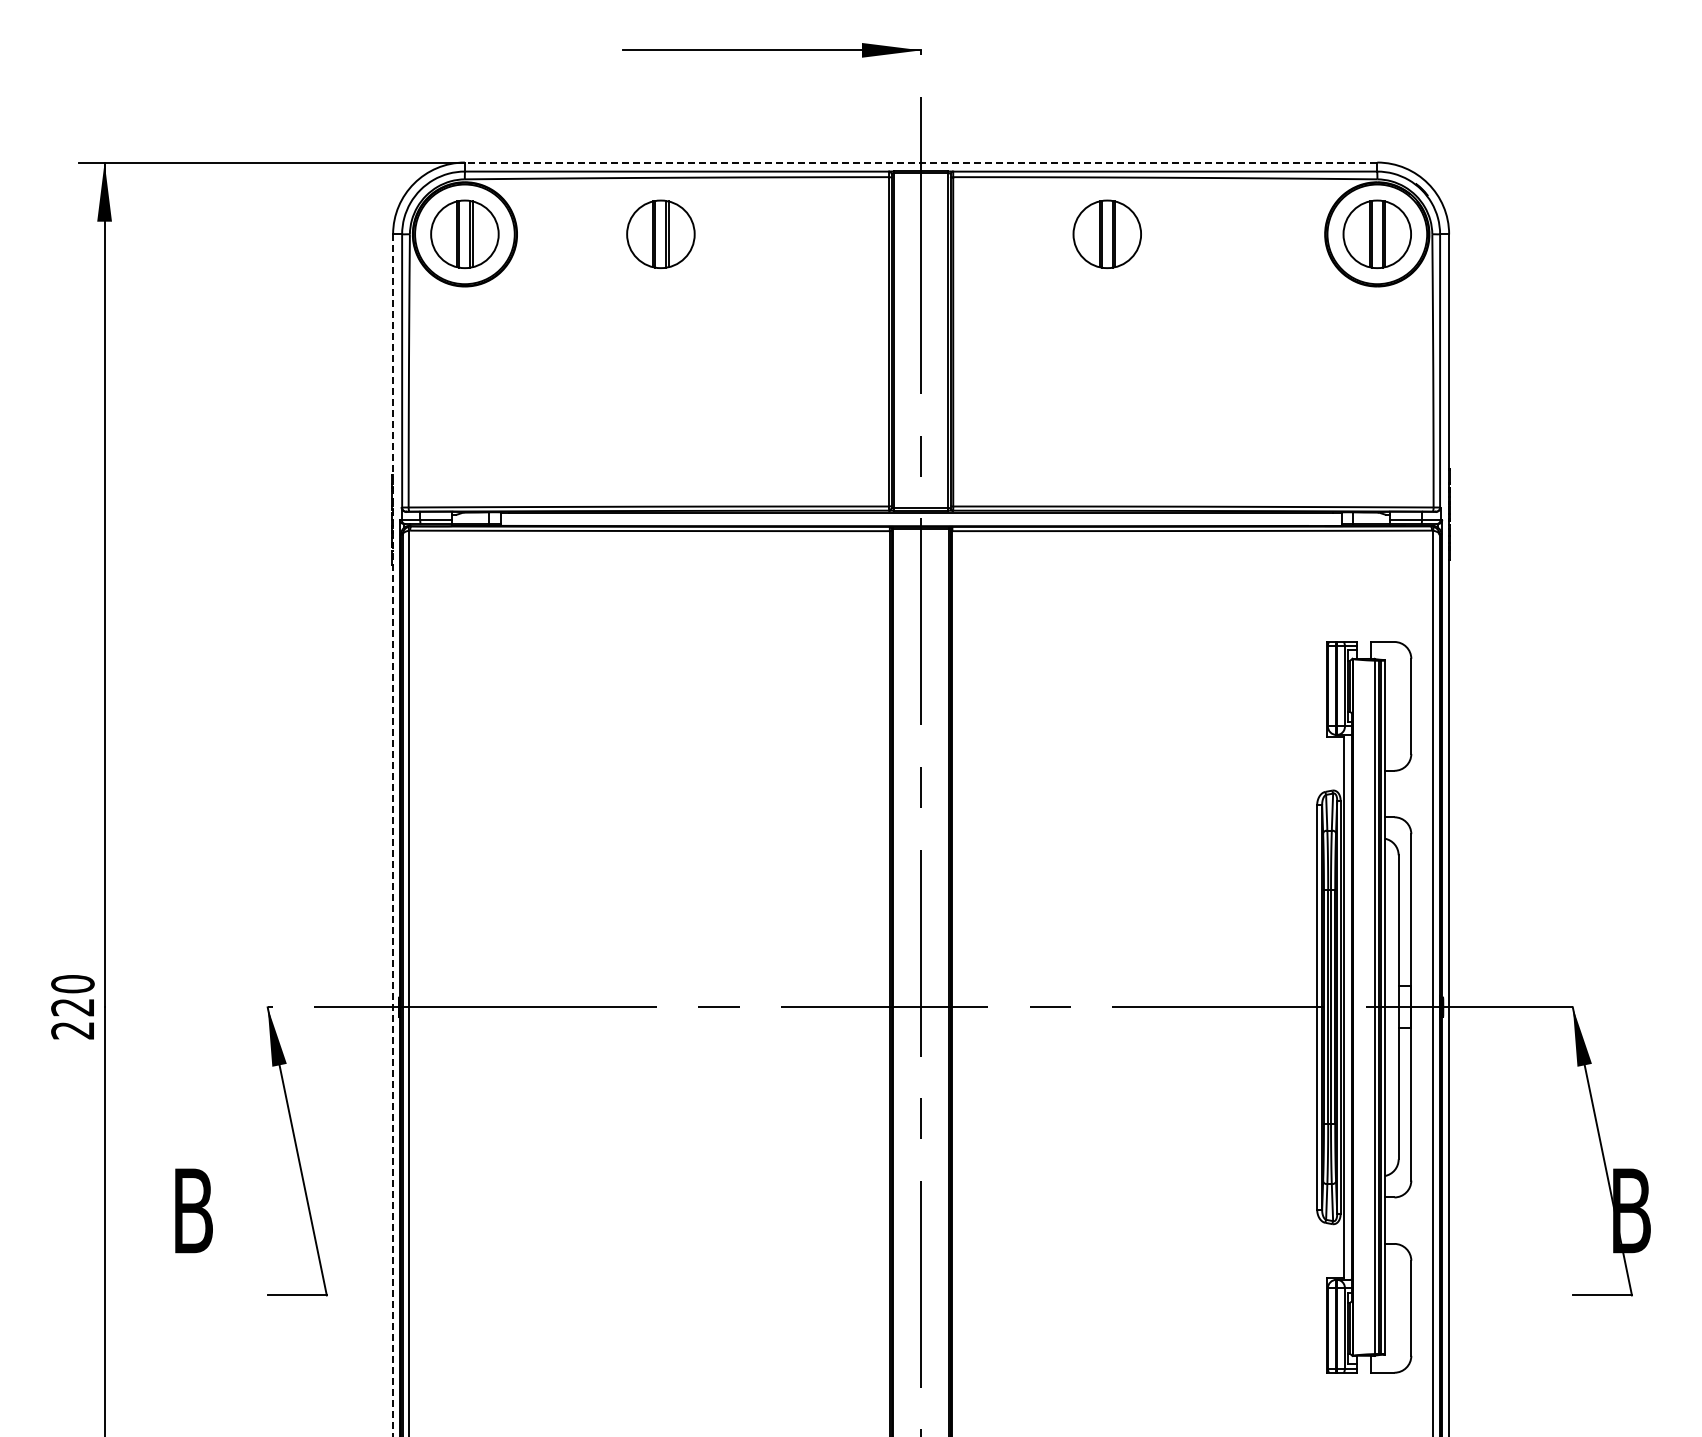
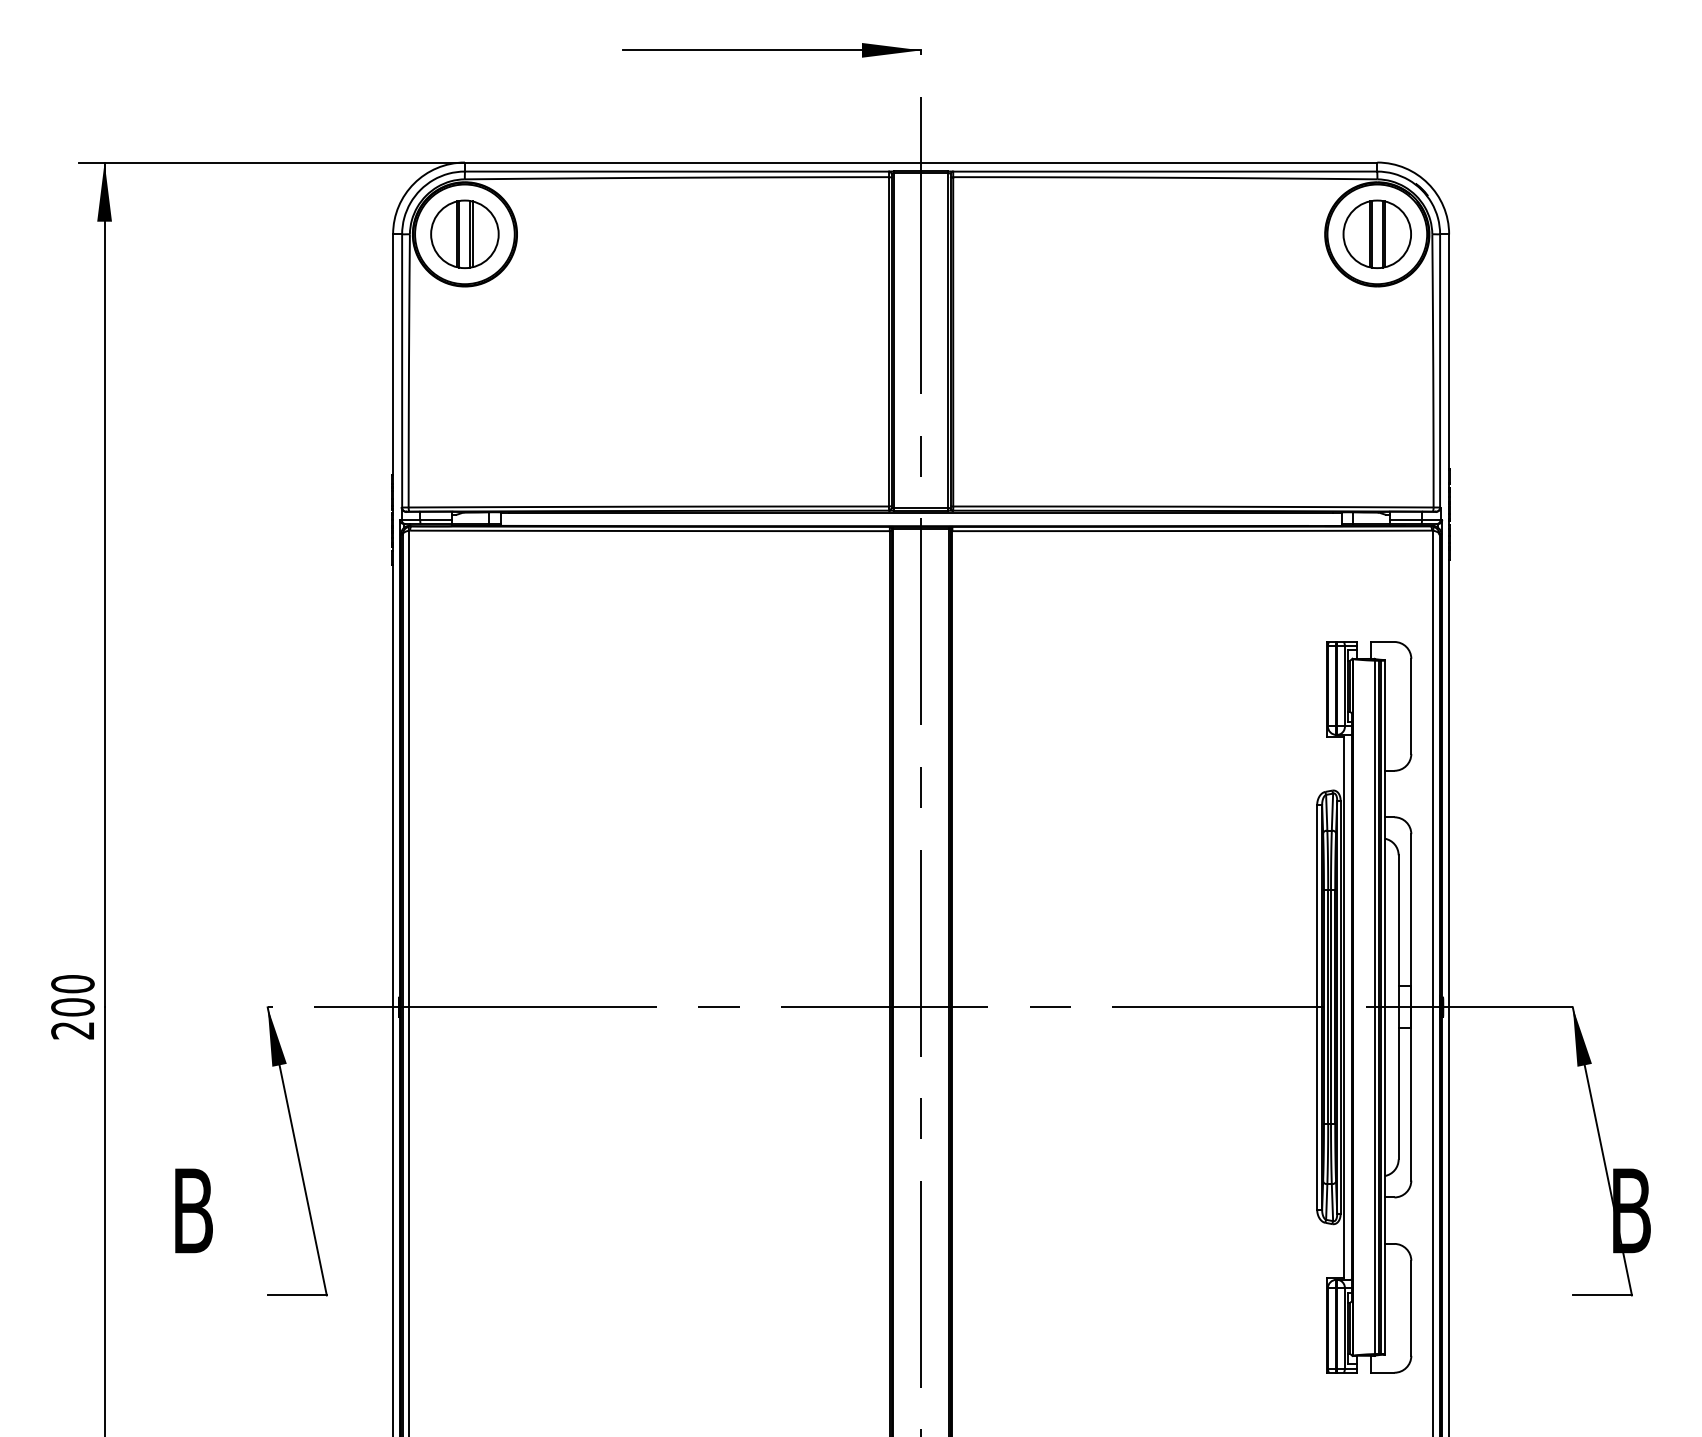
line: dashed -> solid (920, 162)
part: present -> none (660, 233)
part: present -> none (1106, 233)
line: dashed -> solid (393, 835)
text: 220 -> 200 (72, 1007)
